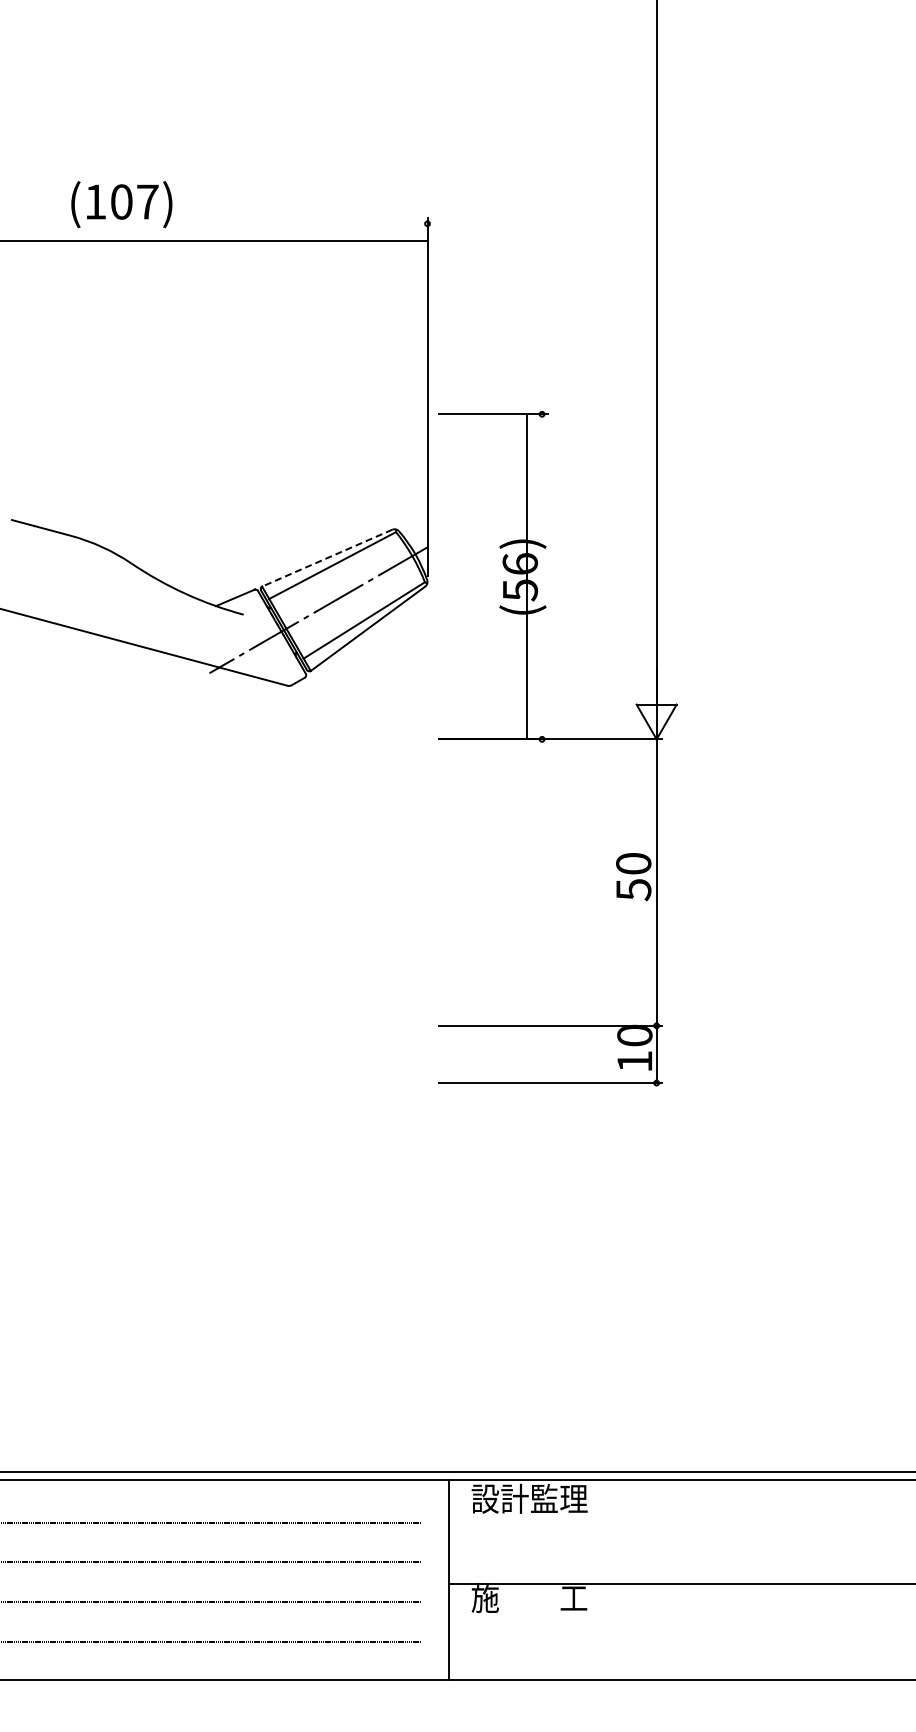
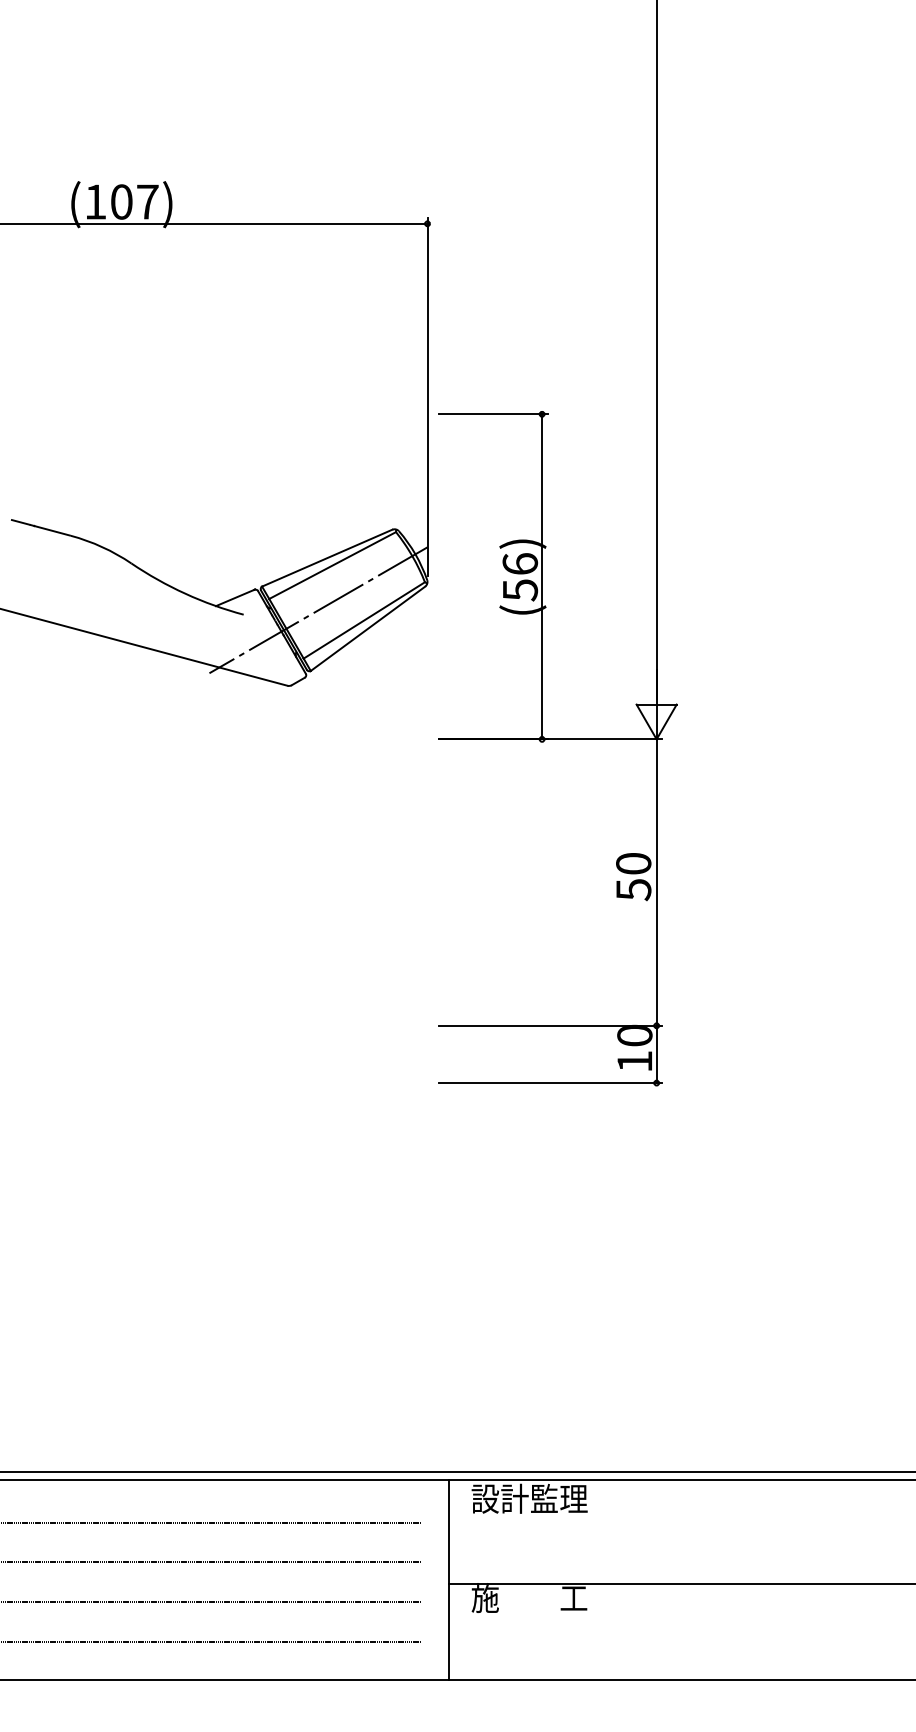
line position: (214, 240) -> (214, 223) (214, 223)
line: dashed -> solid (326, 558)
line position: (527, 576) -> (542, 576) (542, 576)
